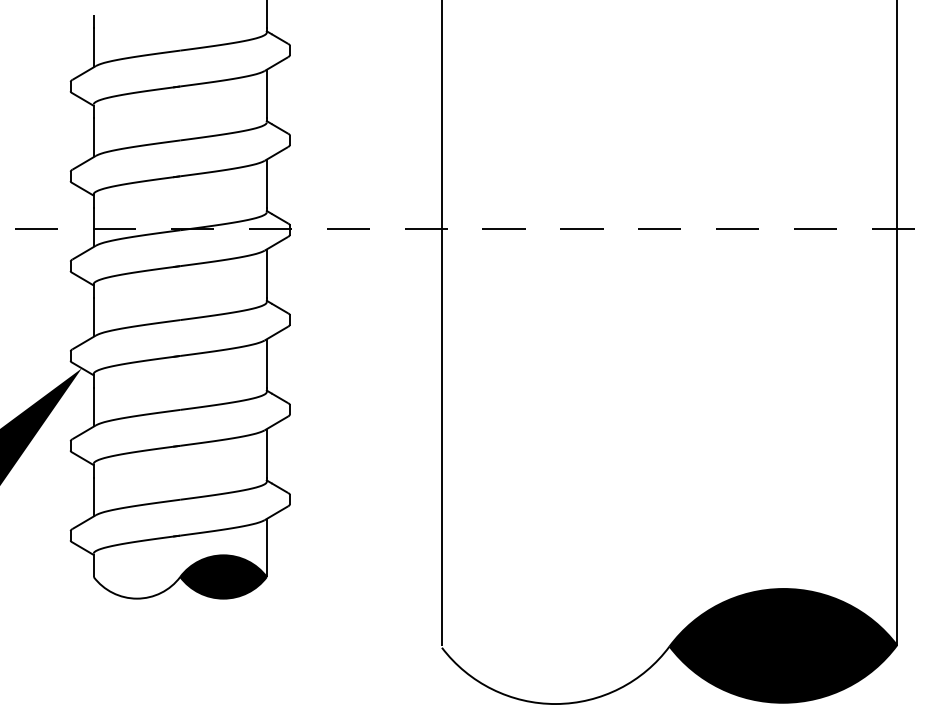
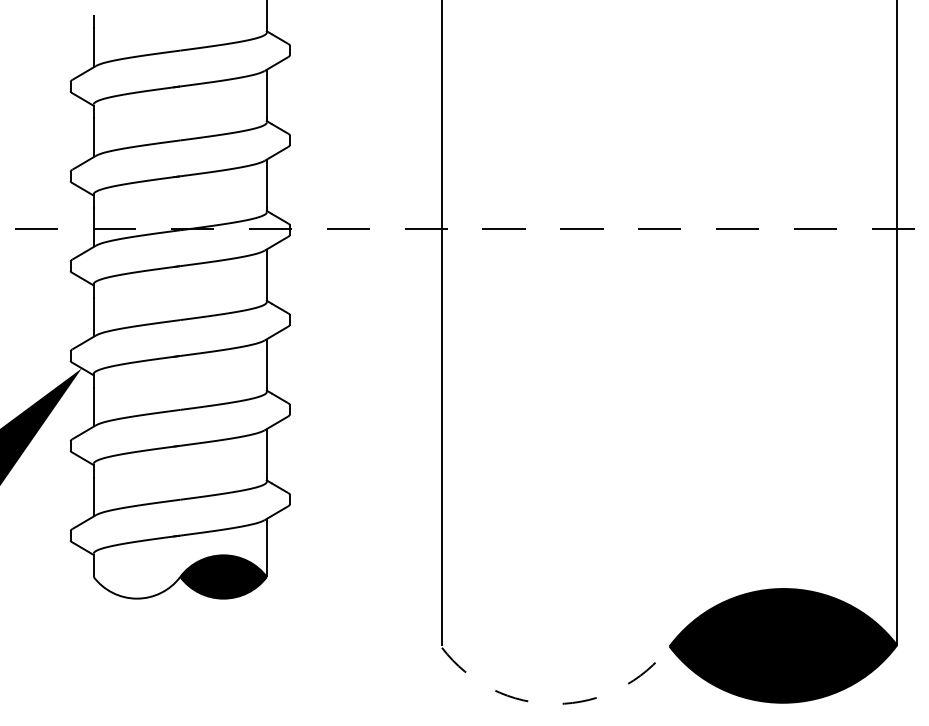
arc: solid -> dashed (556, 704)
